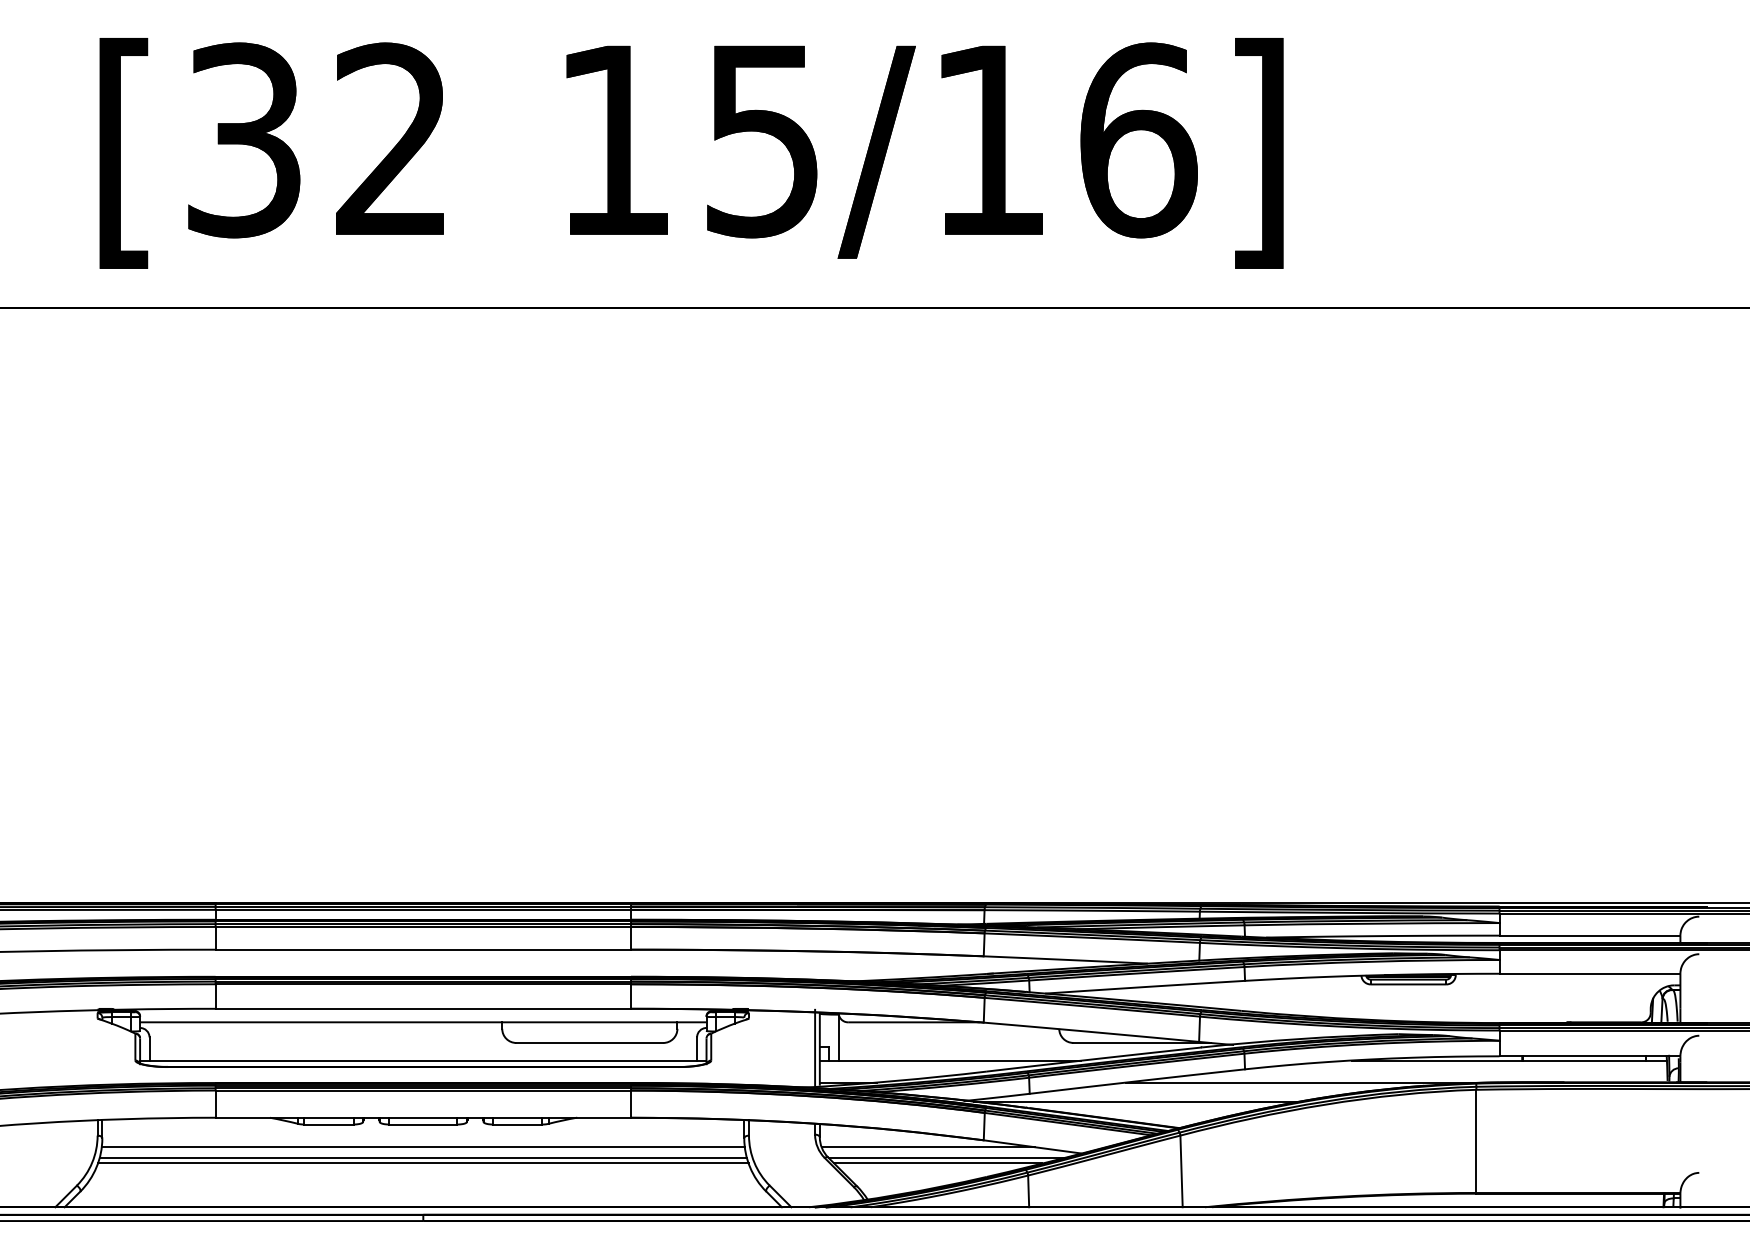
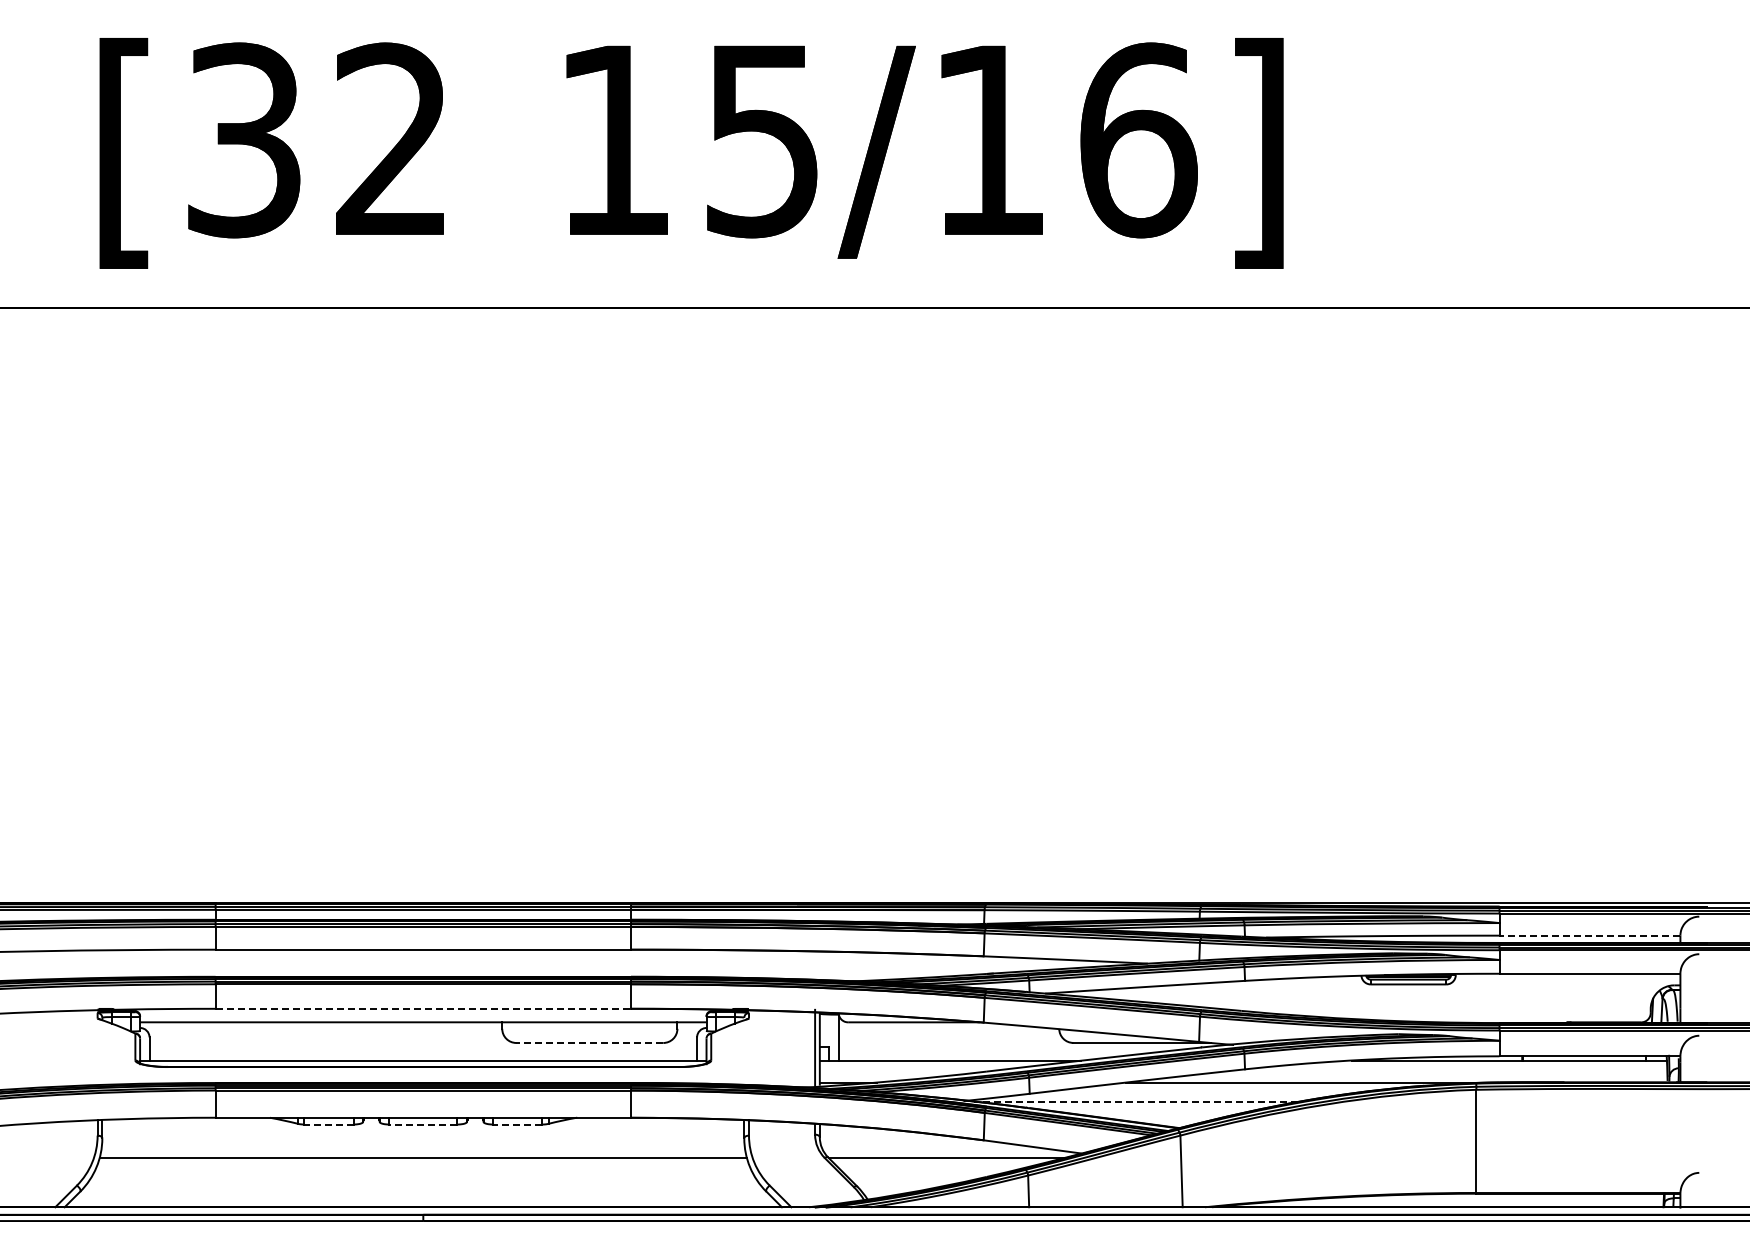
line: solid -> dashed (1589, 935)
line: solid -> dashed (423, 1008)
line: solid -> dashed (589, 1042)
line: solid -> dashed (1136, 1101)
line: solid -> dashed (329, 1124)
line: solid -> dashed (422, 1124)
line: solid -> dashed (517, 1124)
line: present -> none (422, 1147)
line: present -> none (927, 1147)
line: present -> none (423, 1163)
line: present -> none (938, 1163)
